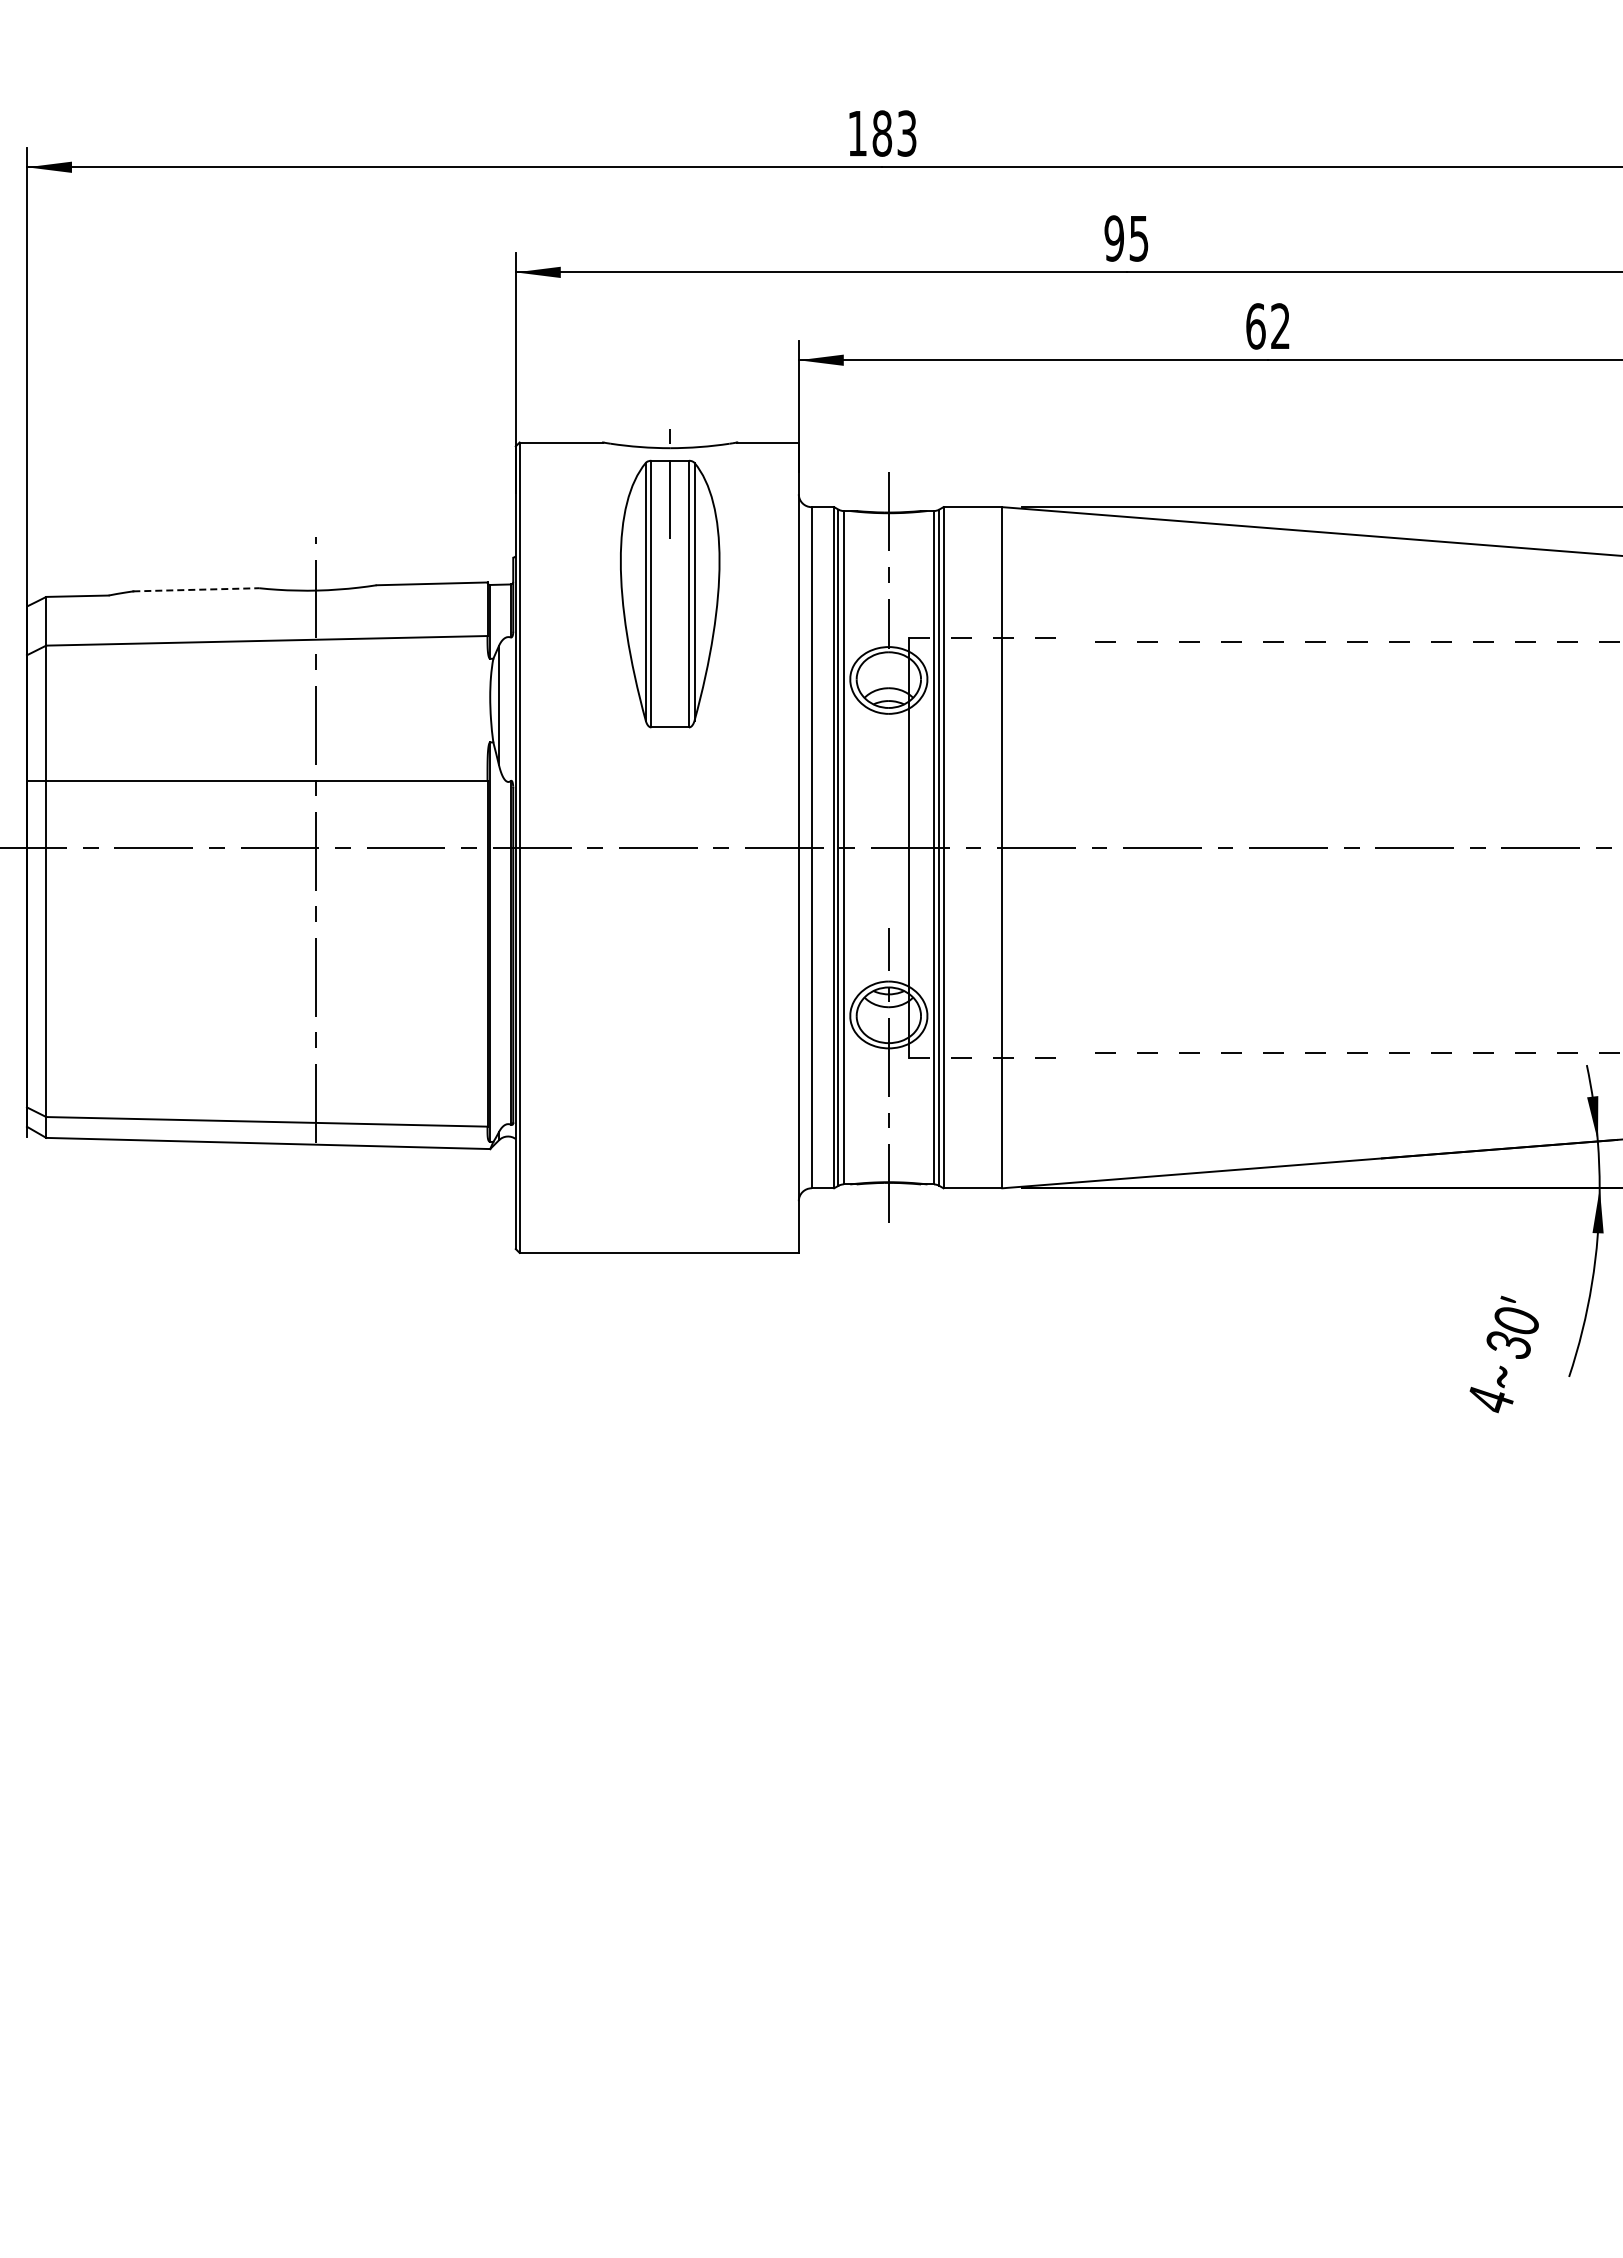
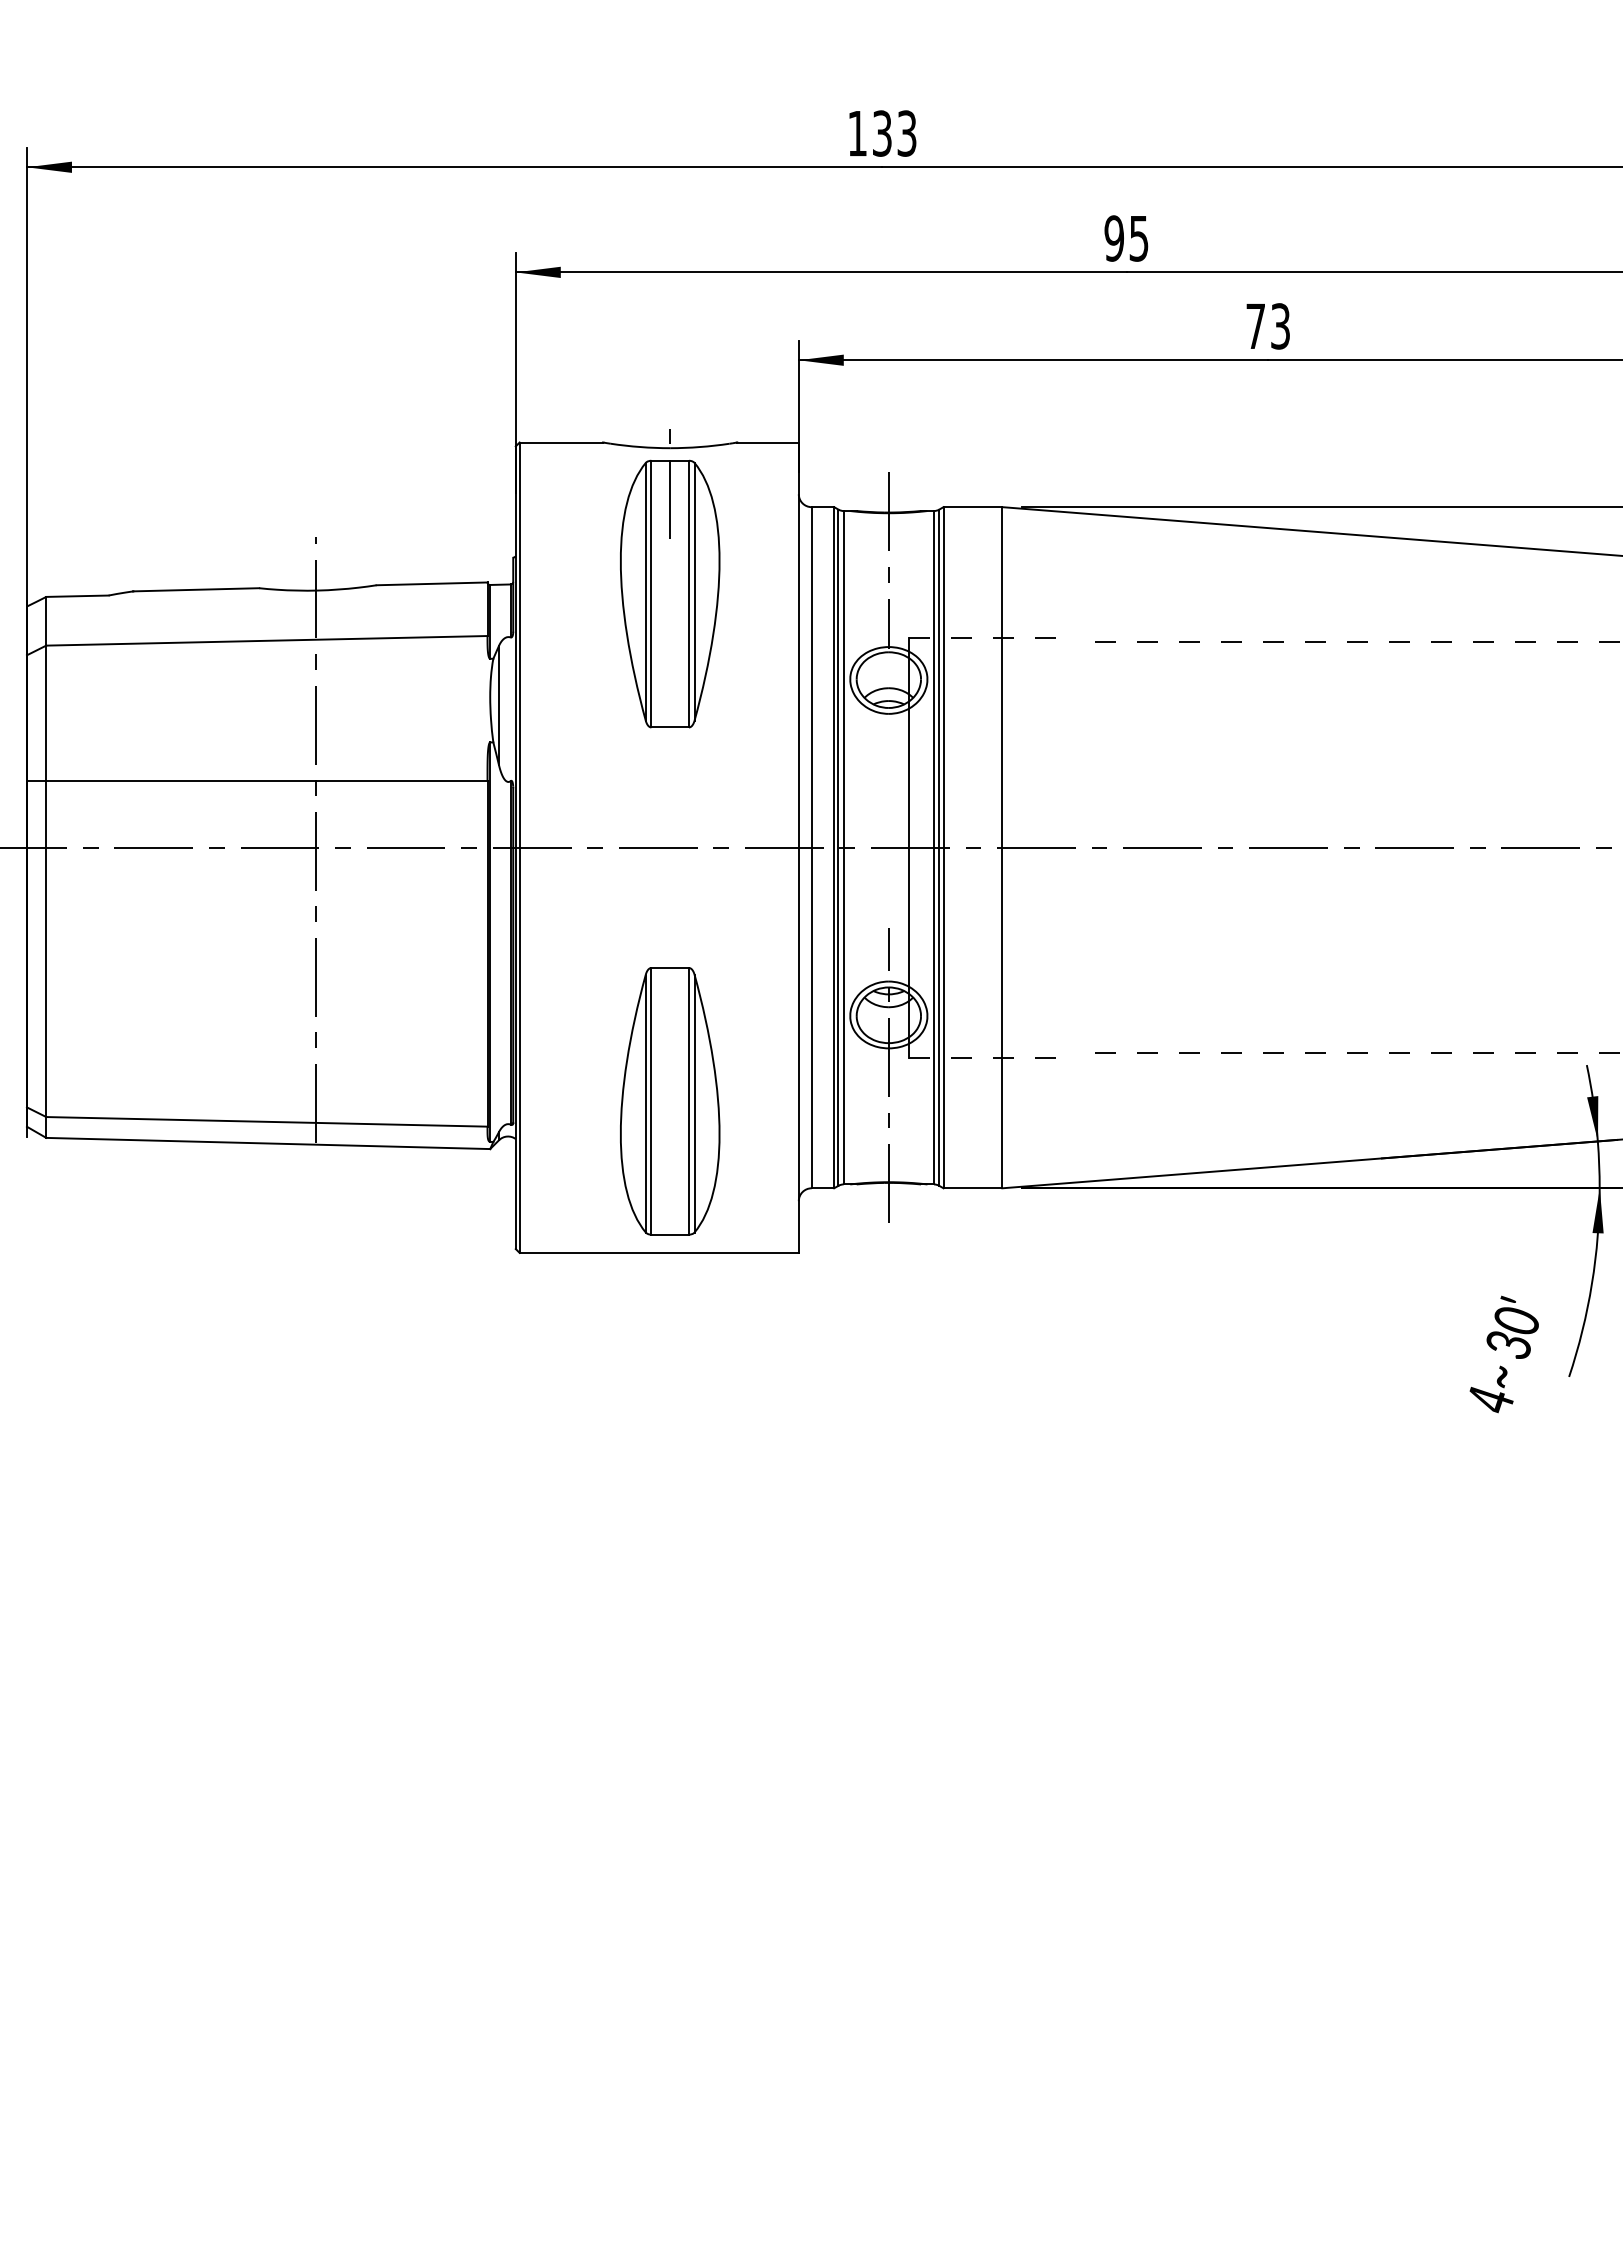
text: 183 -> 133 (882, 133)
text: 62 -> 73 (1267, 326)
line: dashed -> solid (196, 589)
part: none -> present (670, 1101)
